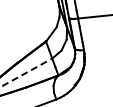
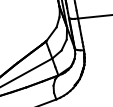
line: dashed -> solid (26, 72)
